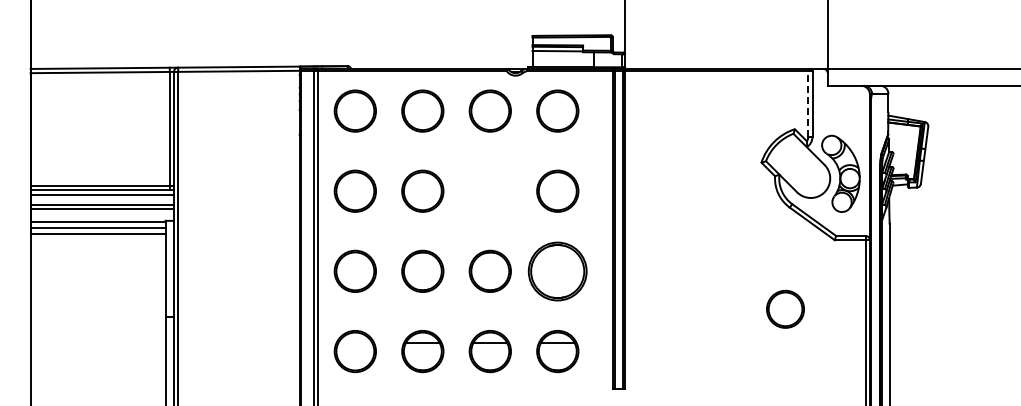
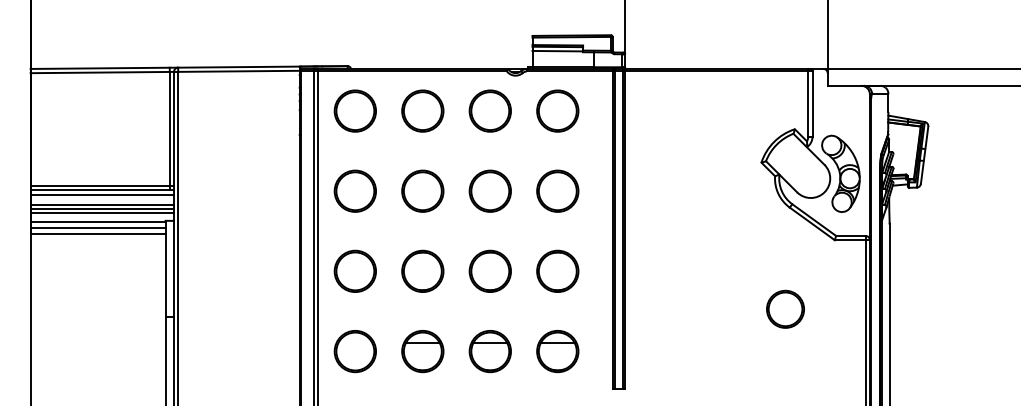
line: dashed -> solid (808, 102)
part: none -> present (489, 190)
line: none -> present (102, 213)
part size: 61x61 px -> 44x44 px (557, 270)
